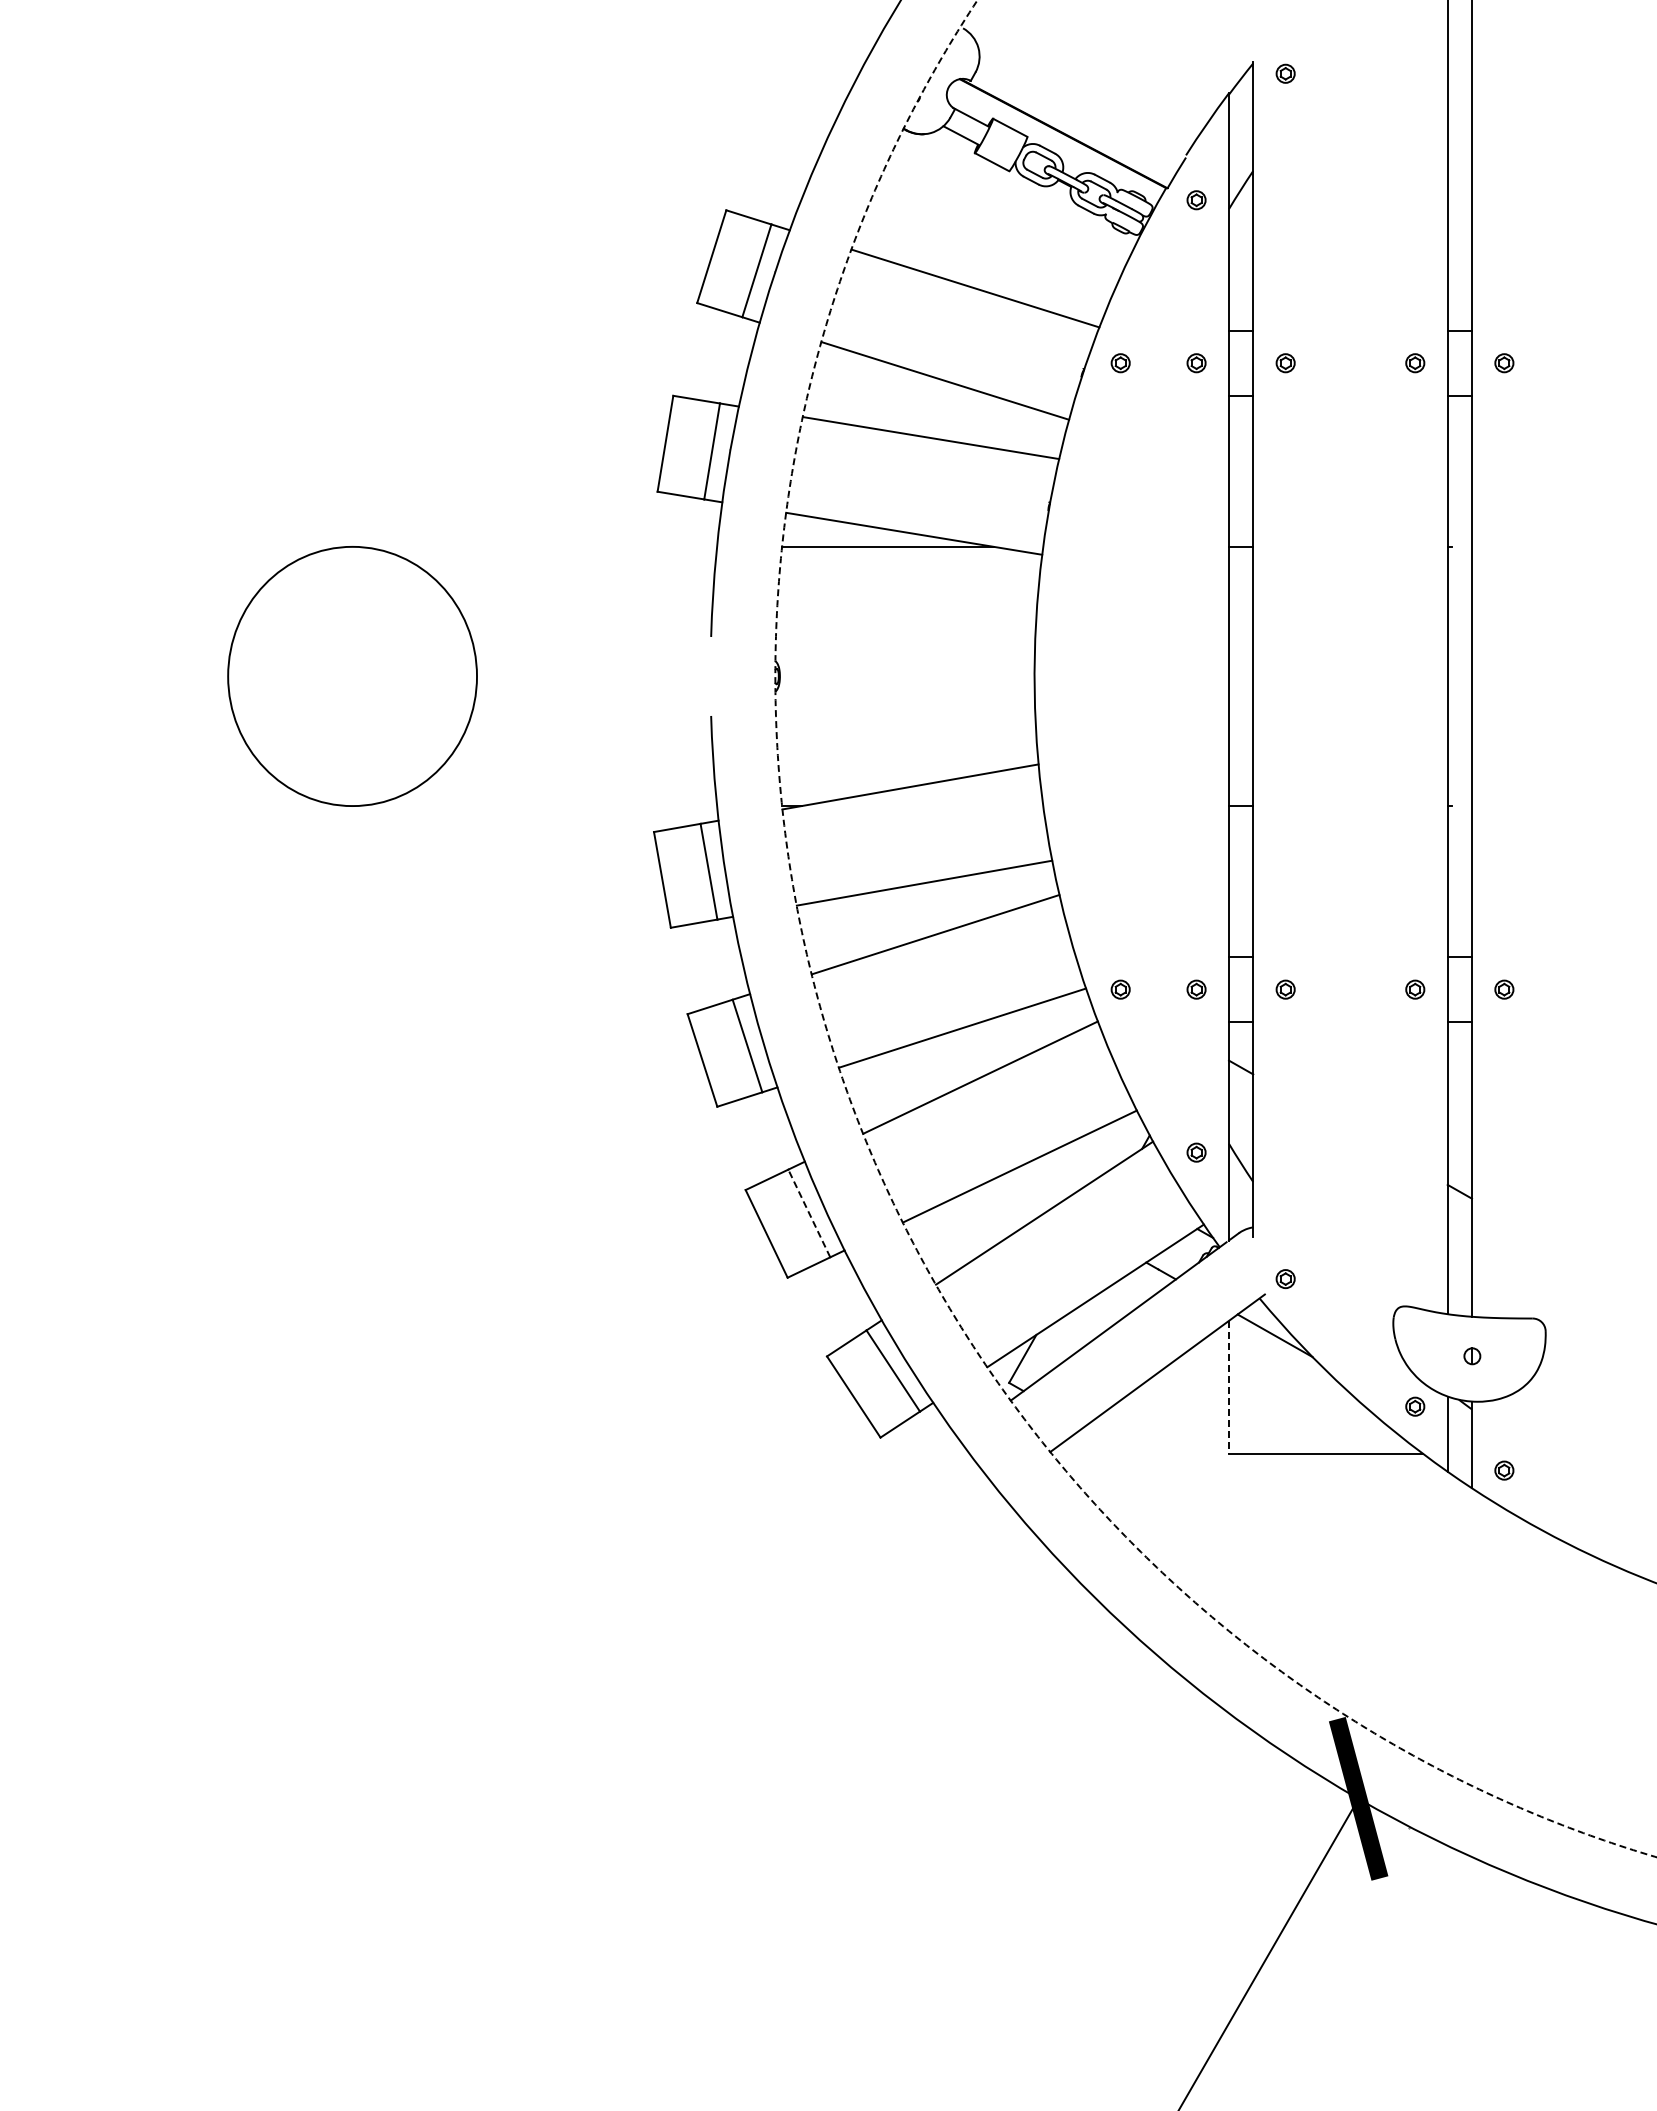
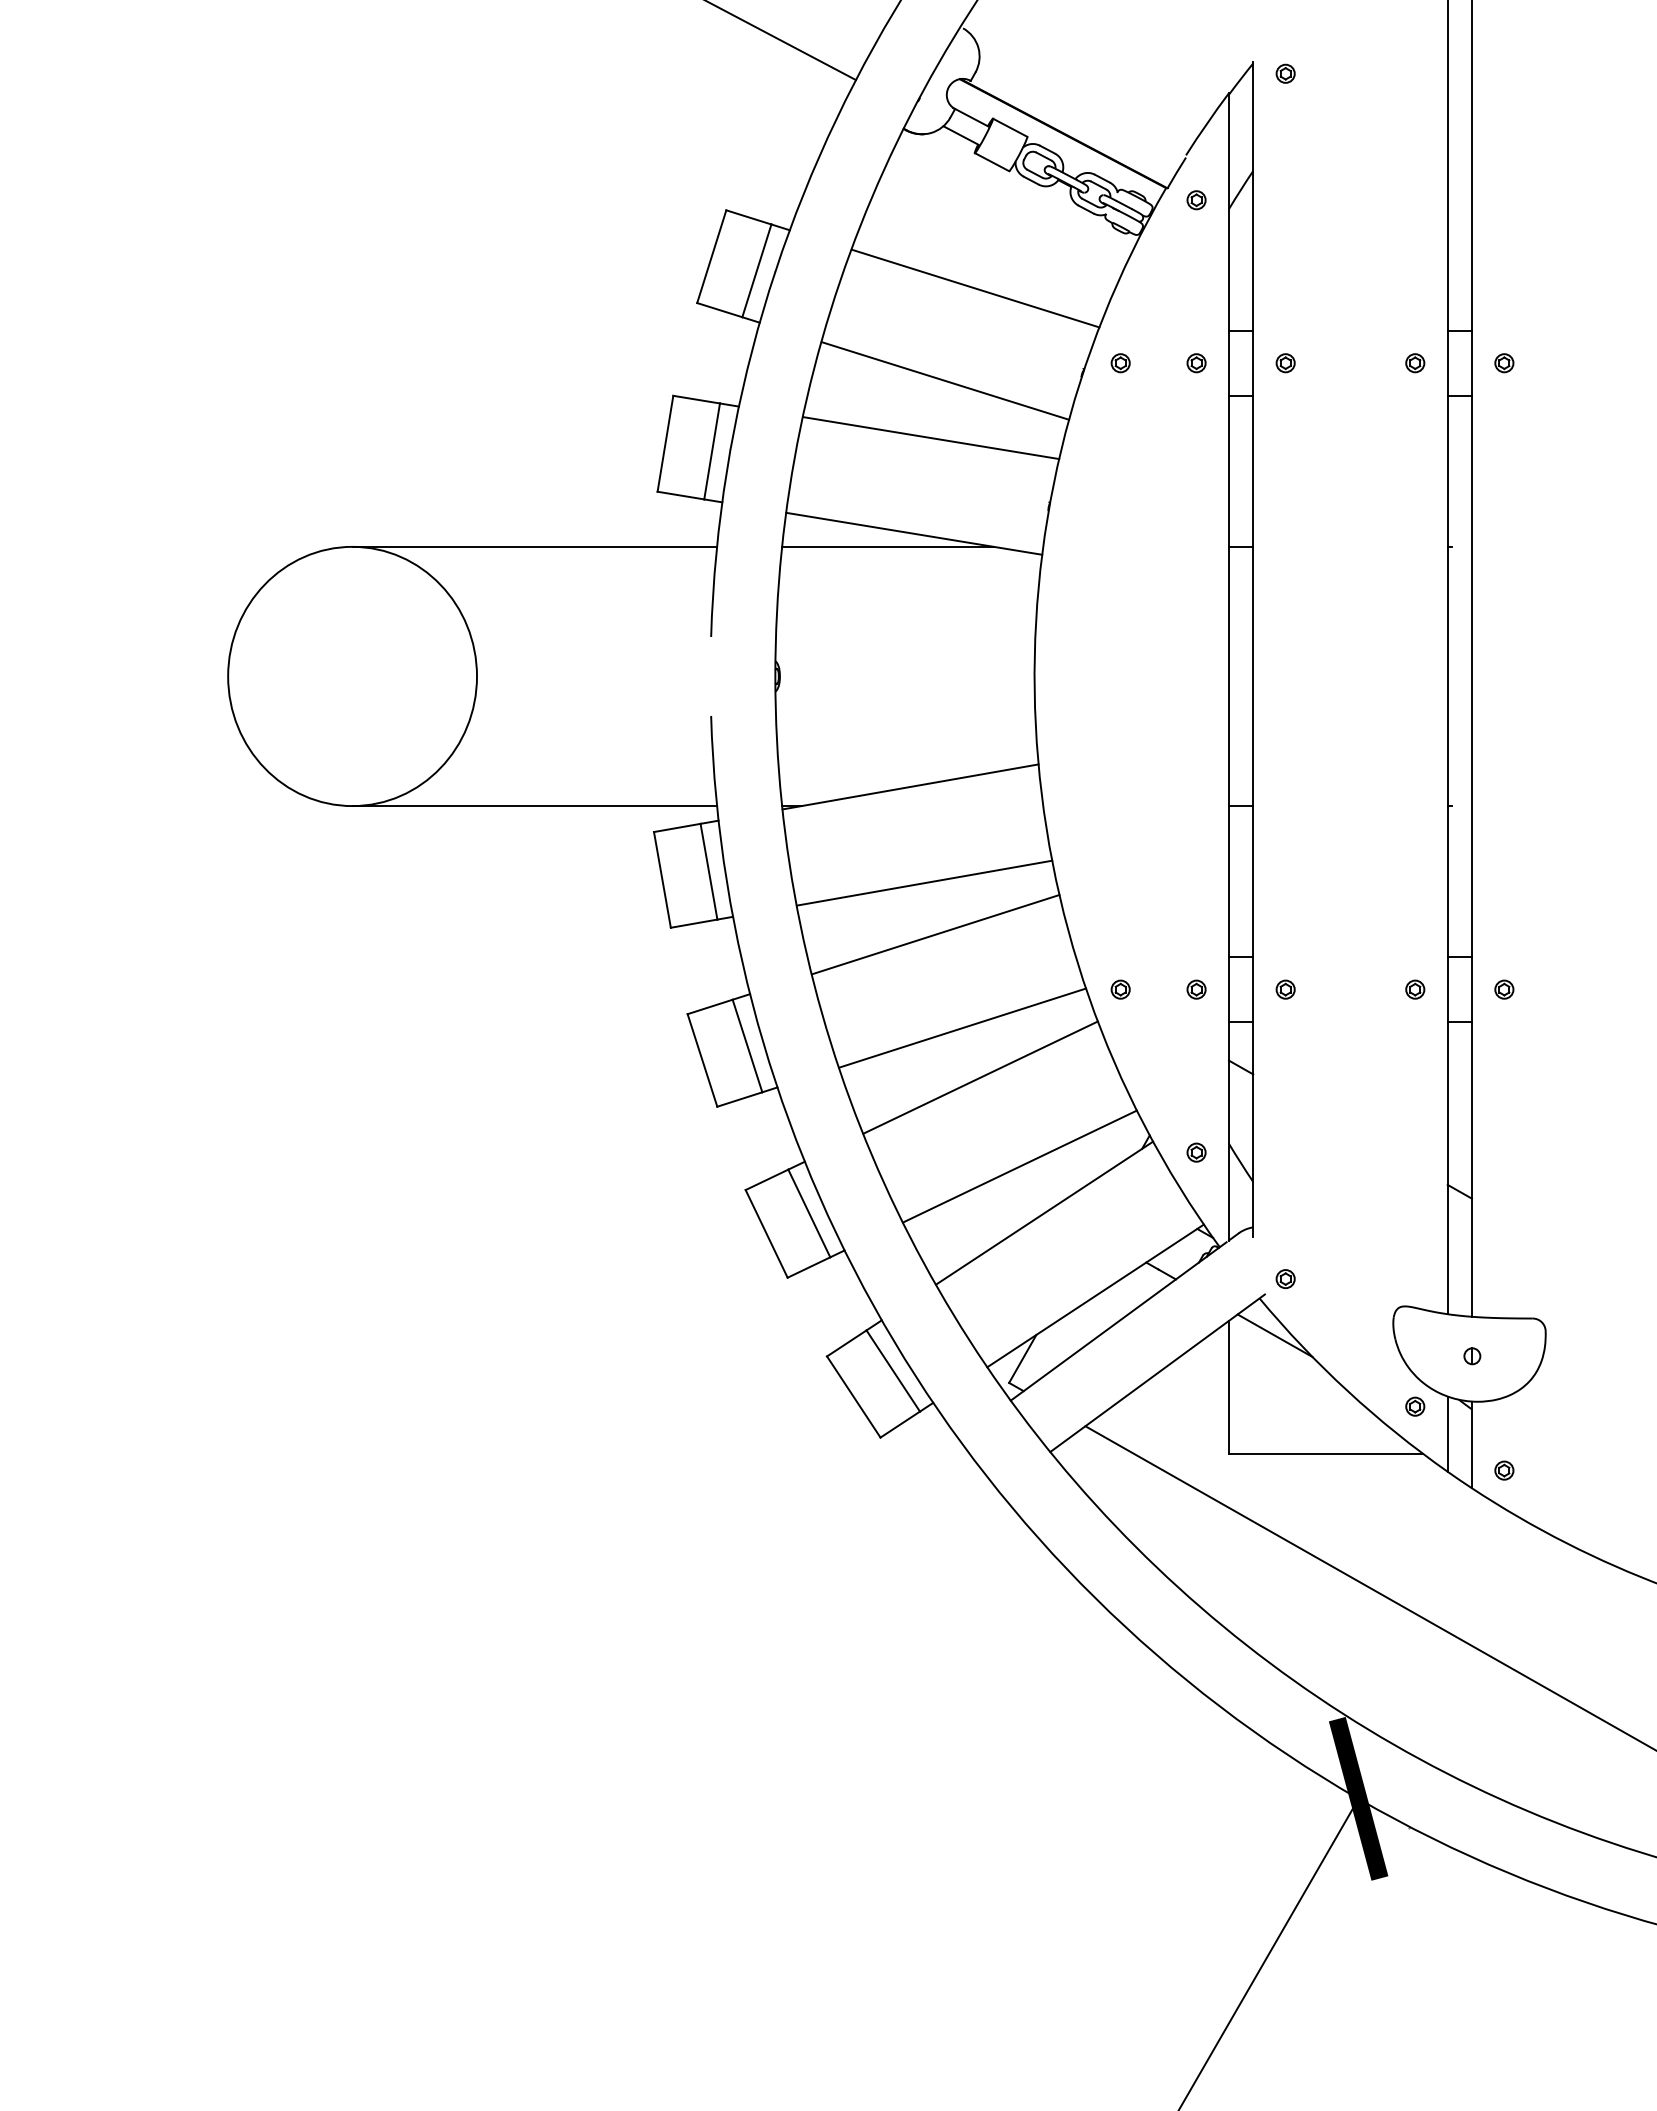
line: none -> present (781, 41)
line: none -> present (534, 546)
line: none -> present (534, 806)
circle: dashed -> solid (1215, 928)
line: dashed -> solid (809, 1213)
line: dashed -> solid (1228, 1387)
line: none -> present (1369, 1587)
